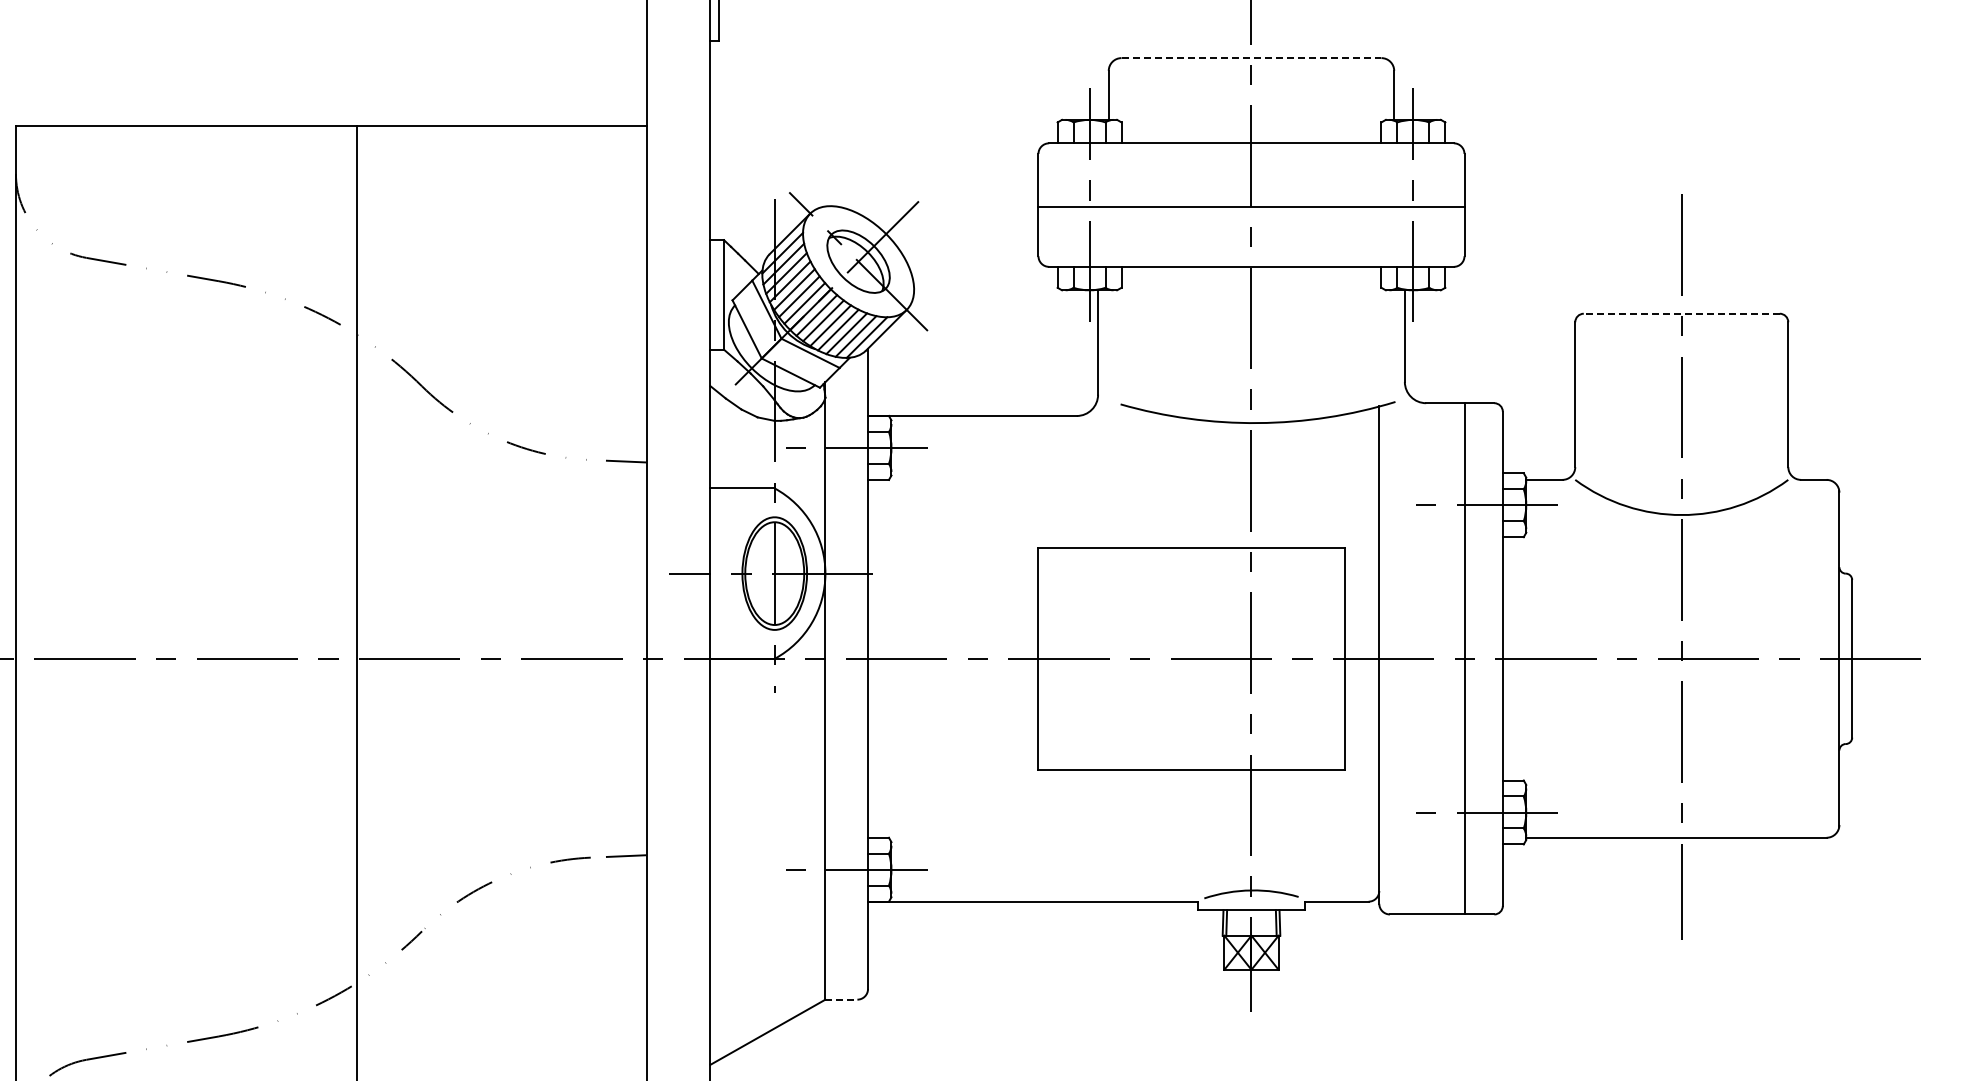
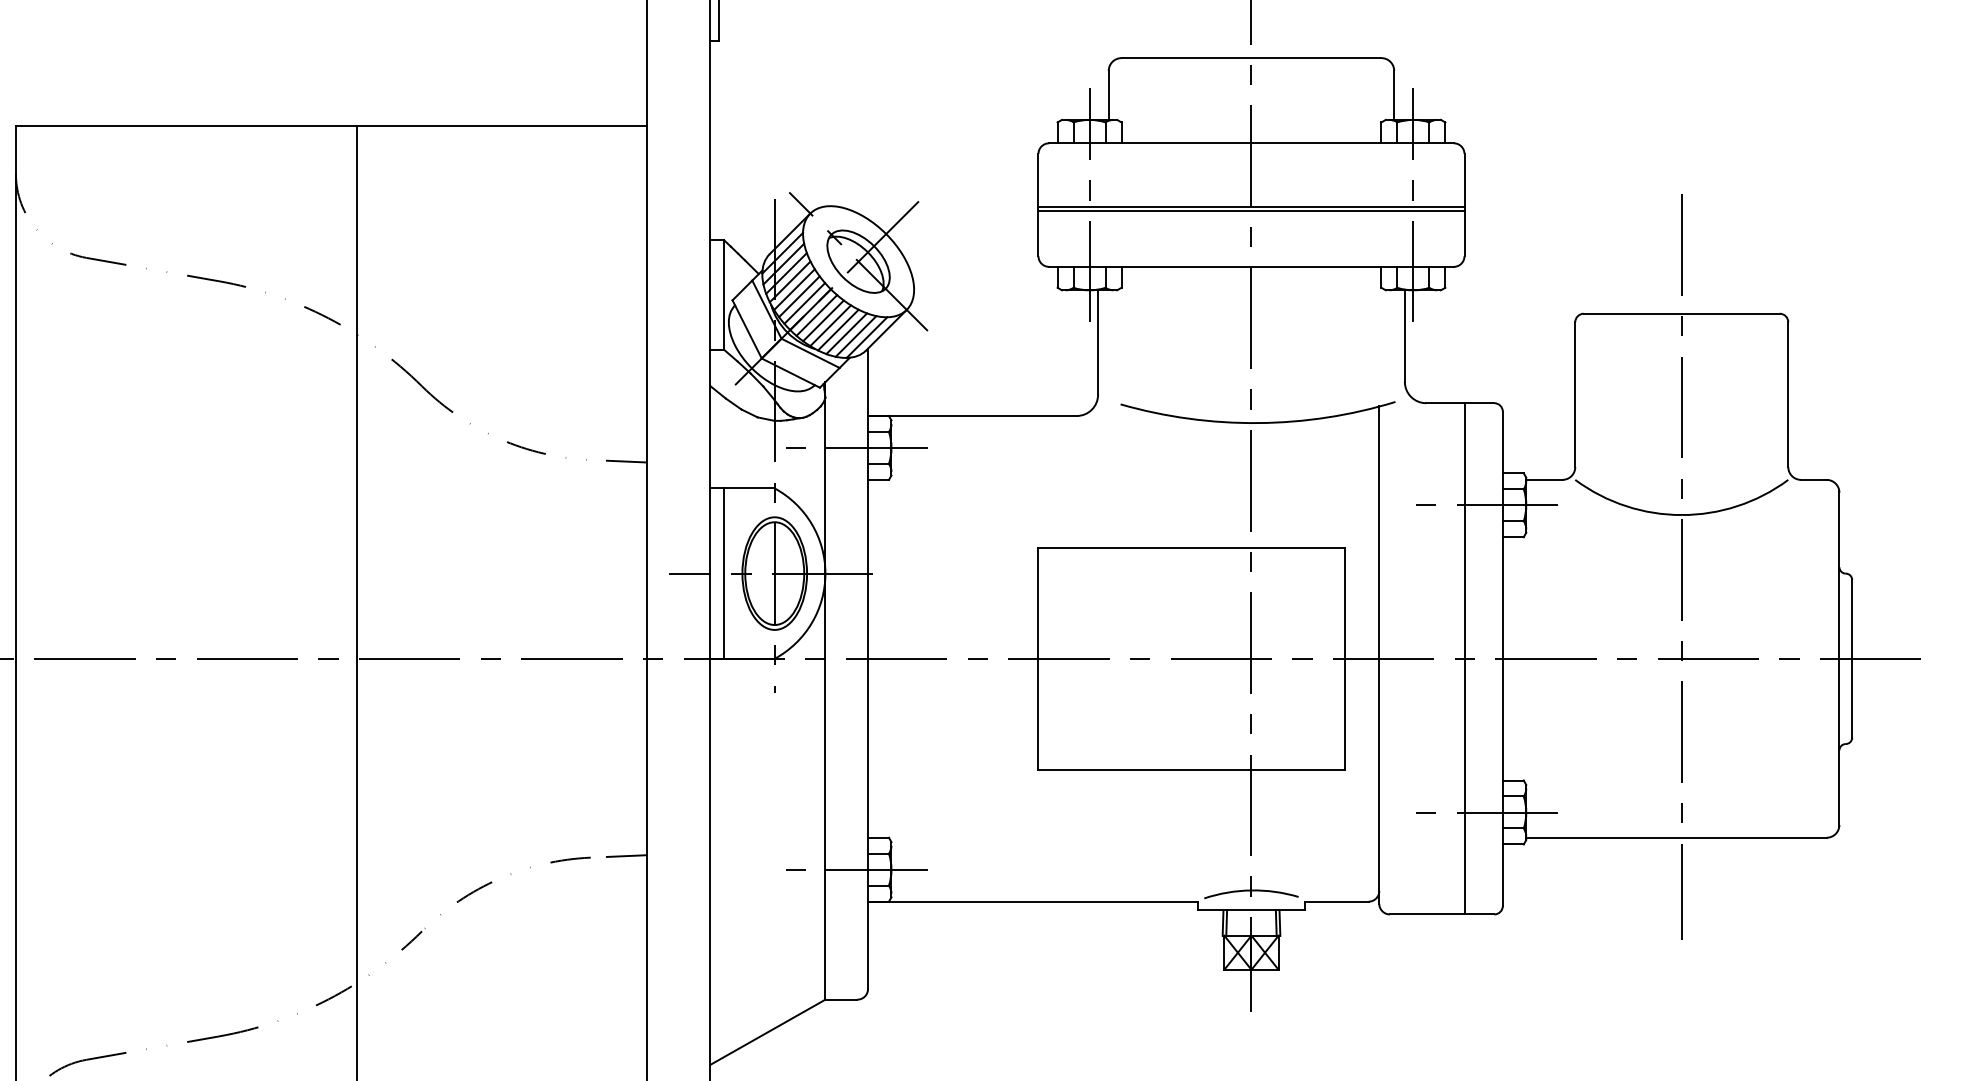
line: dashed -> solid (1251, 58)
line: none -> present (1251, 211)
line: dashed -> solid (1681, 313)
line: none -> present (724, 573)
line: dashed -> solid (841, 999)
